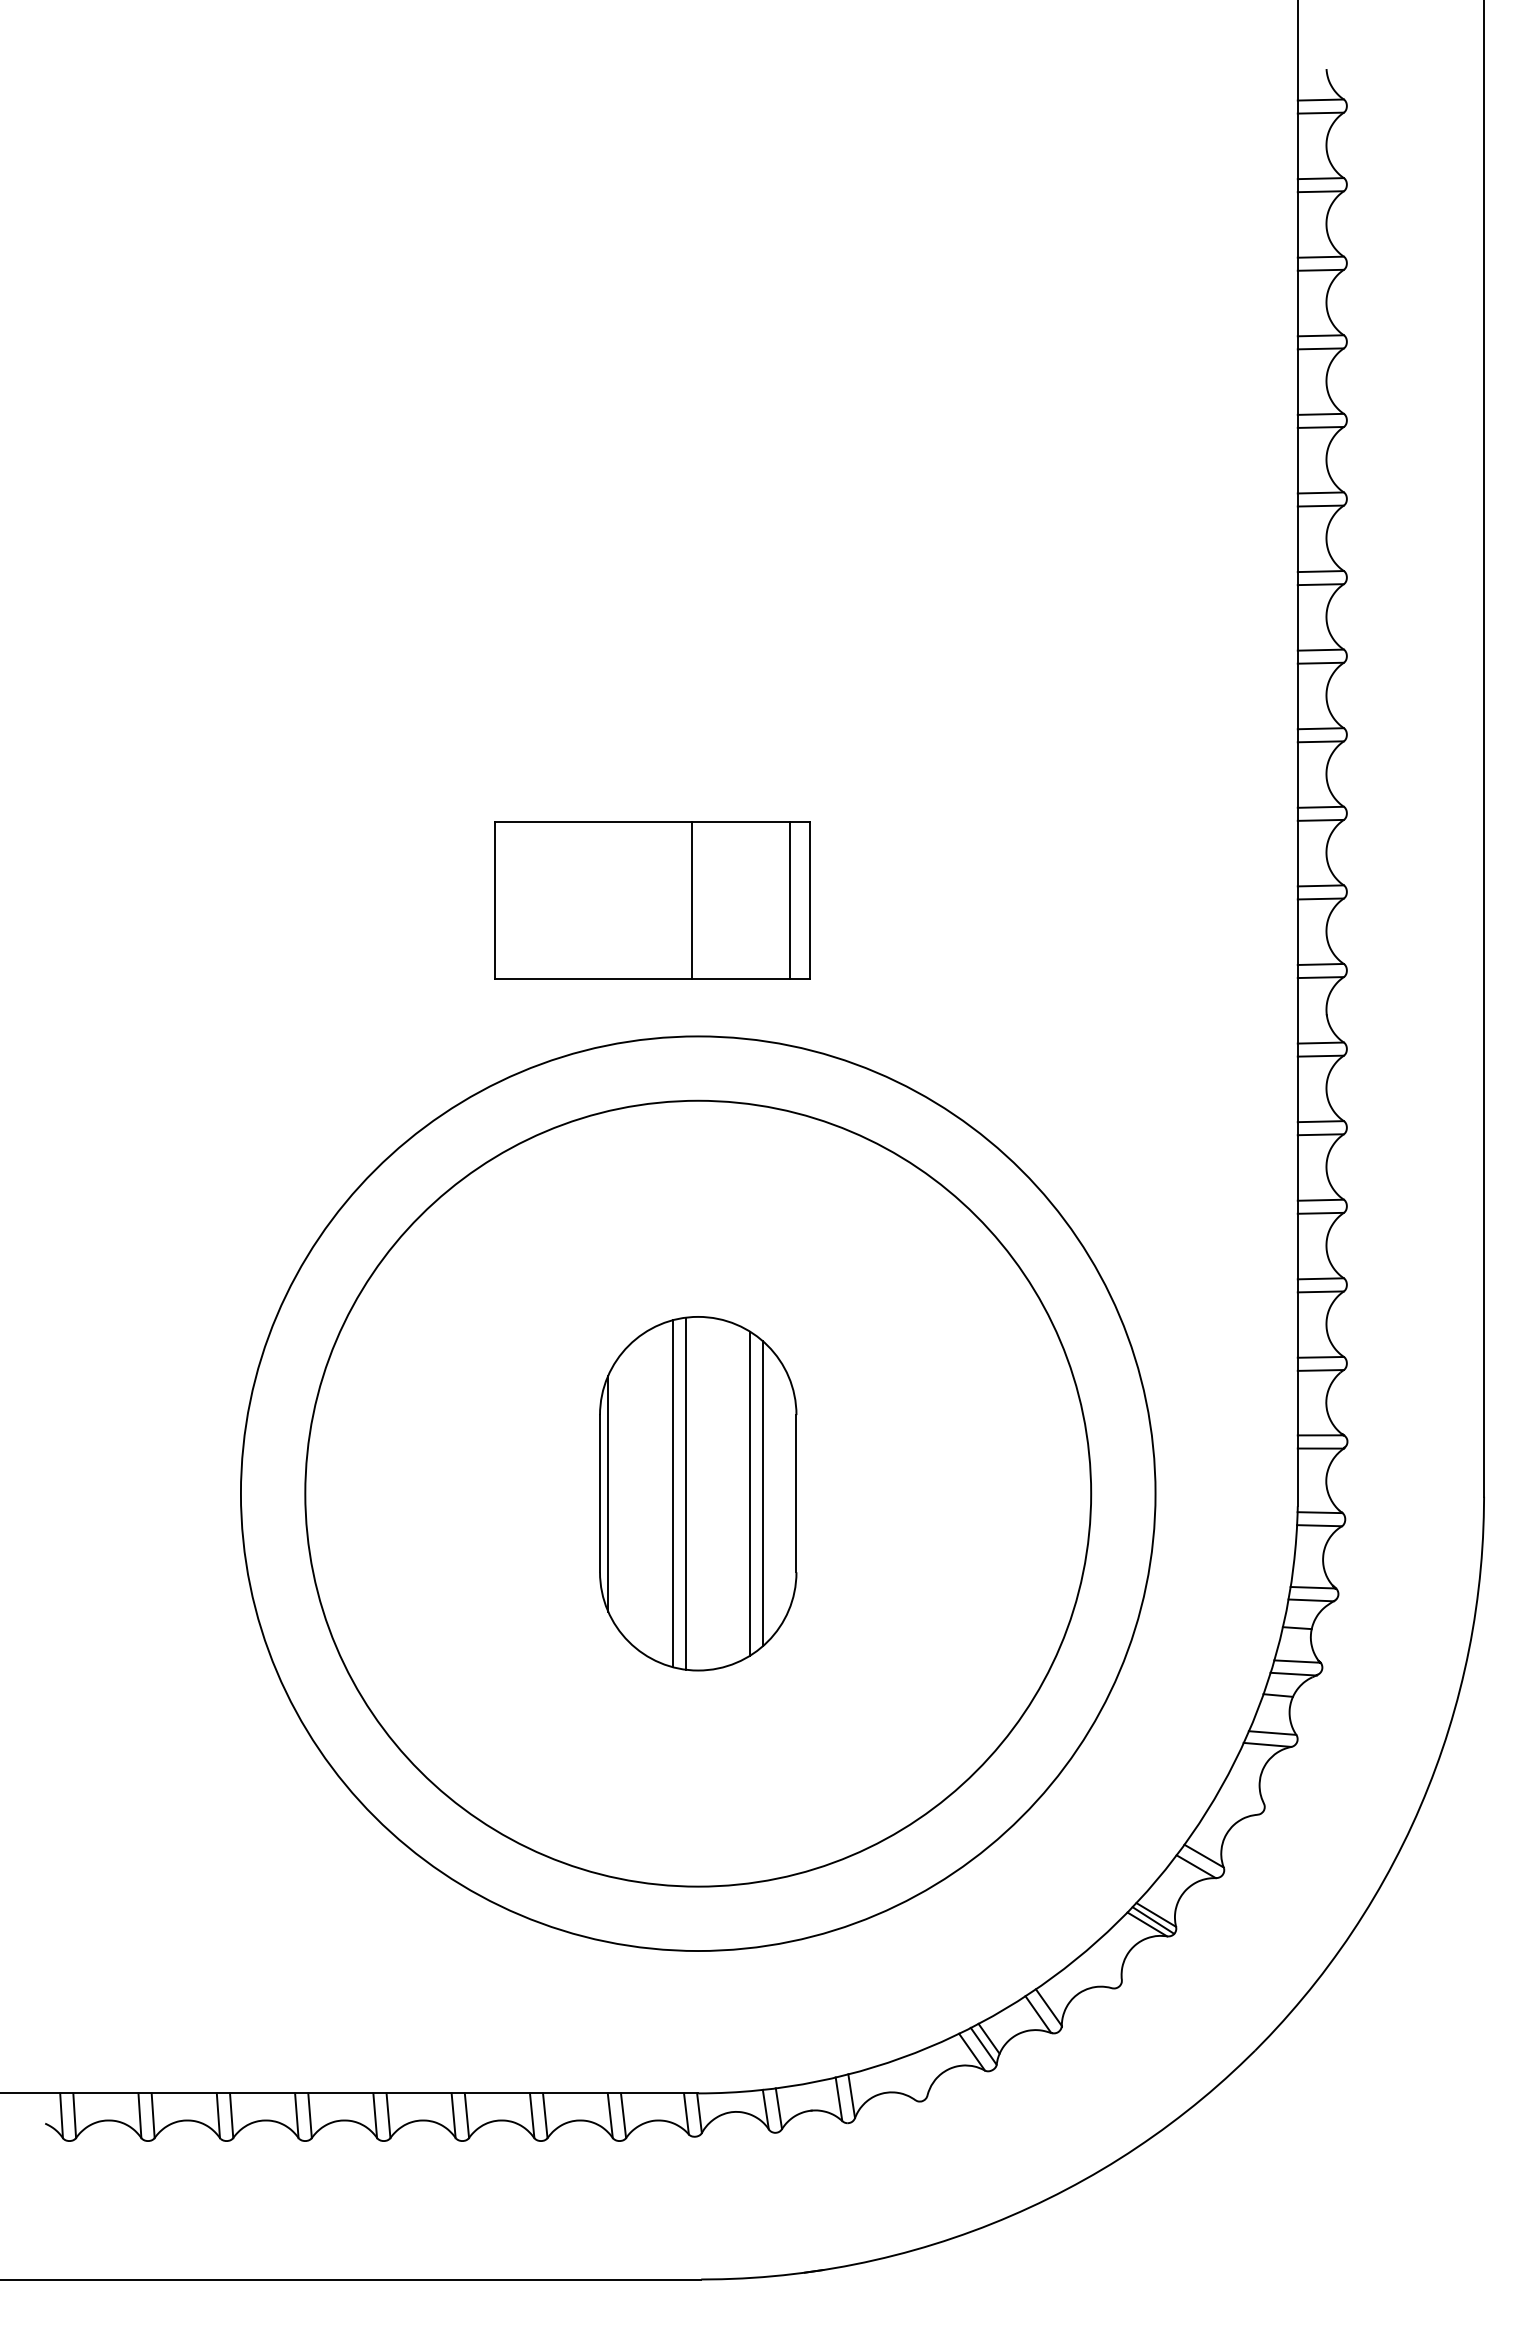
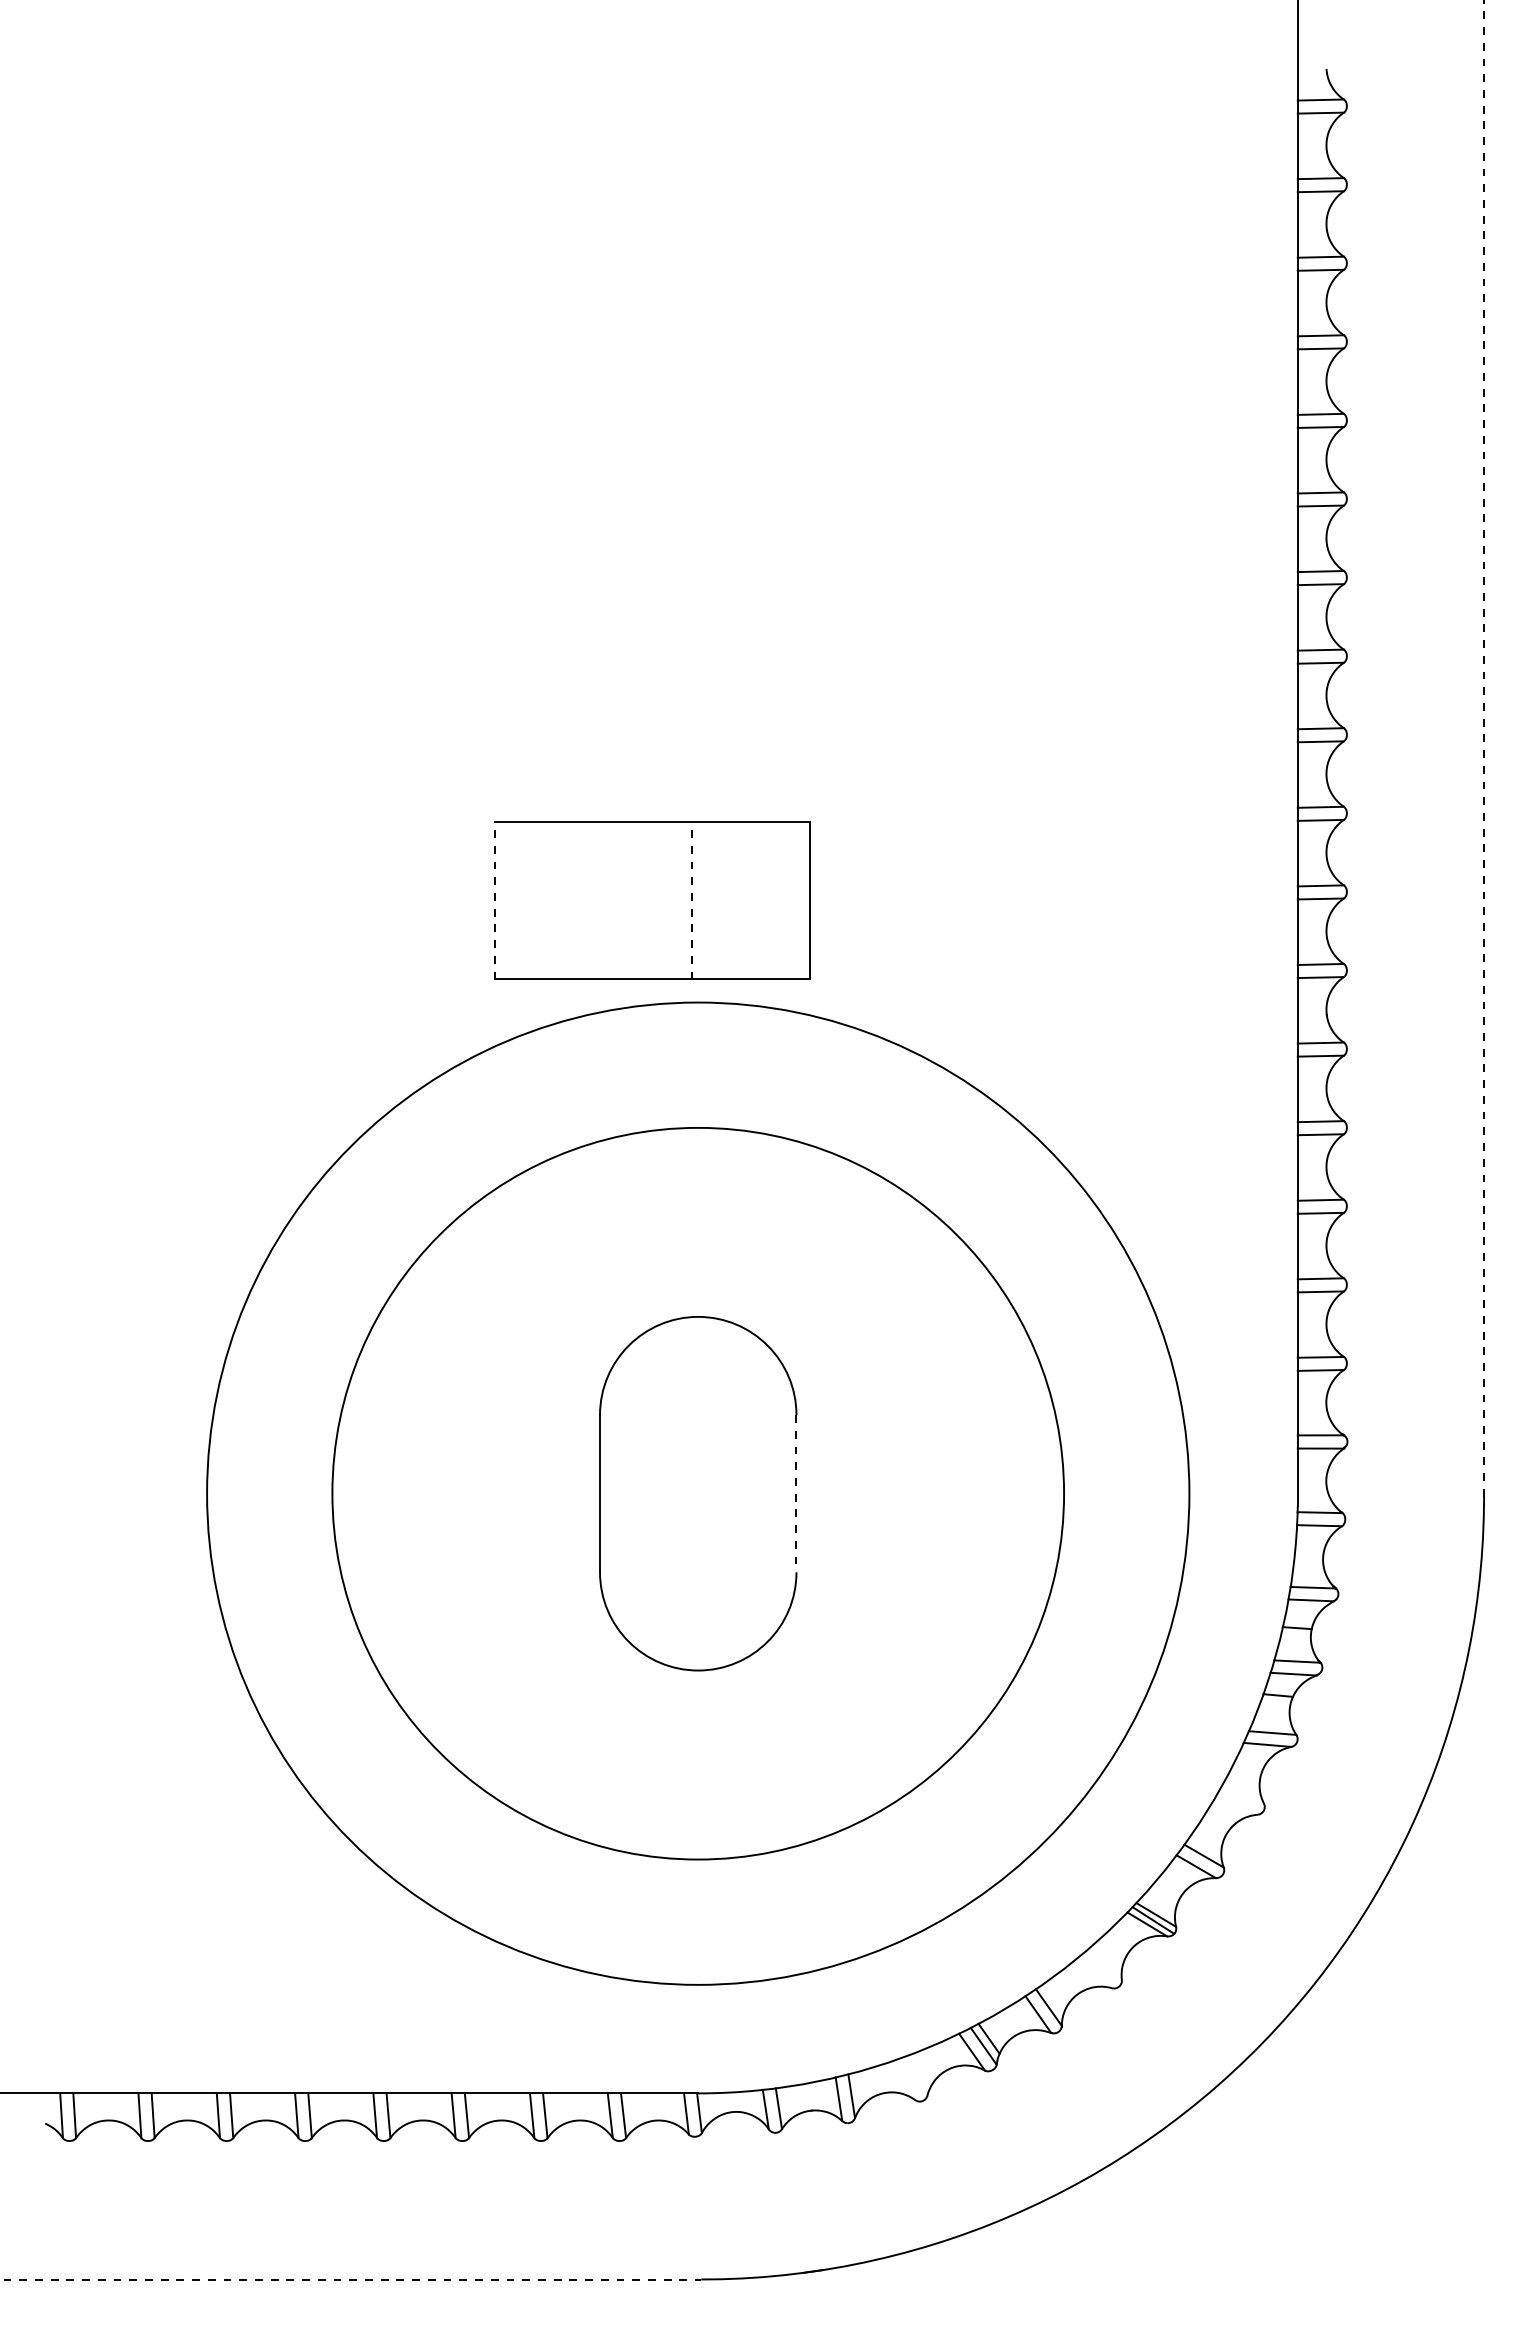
line: solid -> dashed (1484, 748)
line: solid -> dashed (495, 900)
line: solid -> dashed (691, 900)
line: present -> none (790, 900)
line: present -> none (608, 1493)
line: present -> none (672, 1493)
line: present -> none (685, 1493)
circle diameter: 915 px -> 732 px (698, 1493)
circle diameter: 786 px -> 982 px (698, 1493)
line: present -> none (750, 1493)
line: present -> none (763, 1493)
line: solid -> dashed (796, 1493)
line: solid -> dashed (351, 2279)
